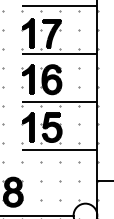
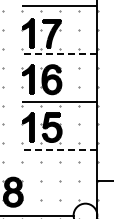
line: solid -> dashed (59, 54)
line: solid -> dashed (59, 150)
